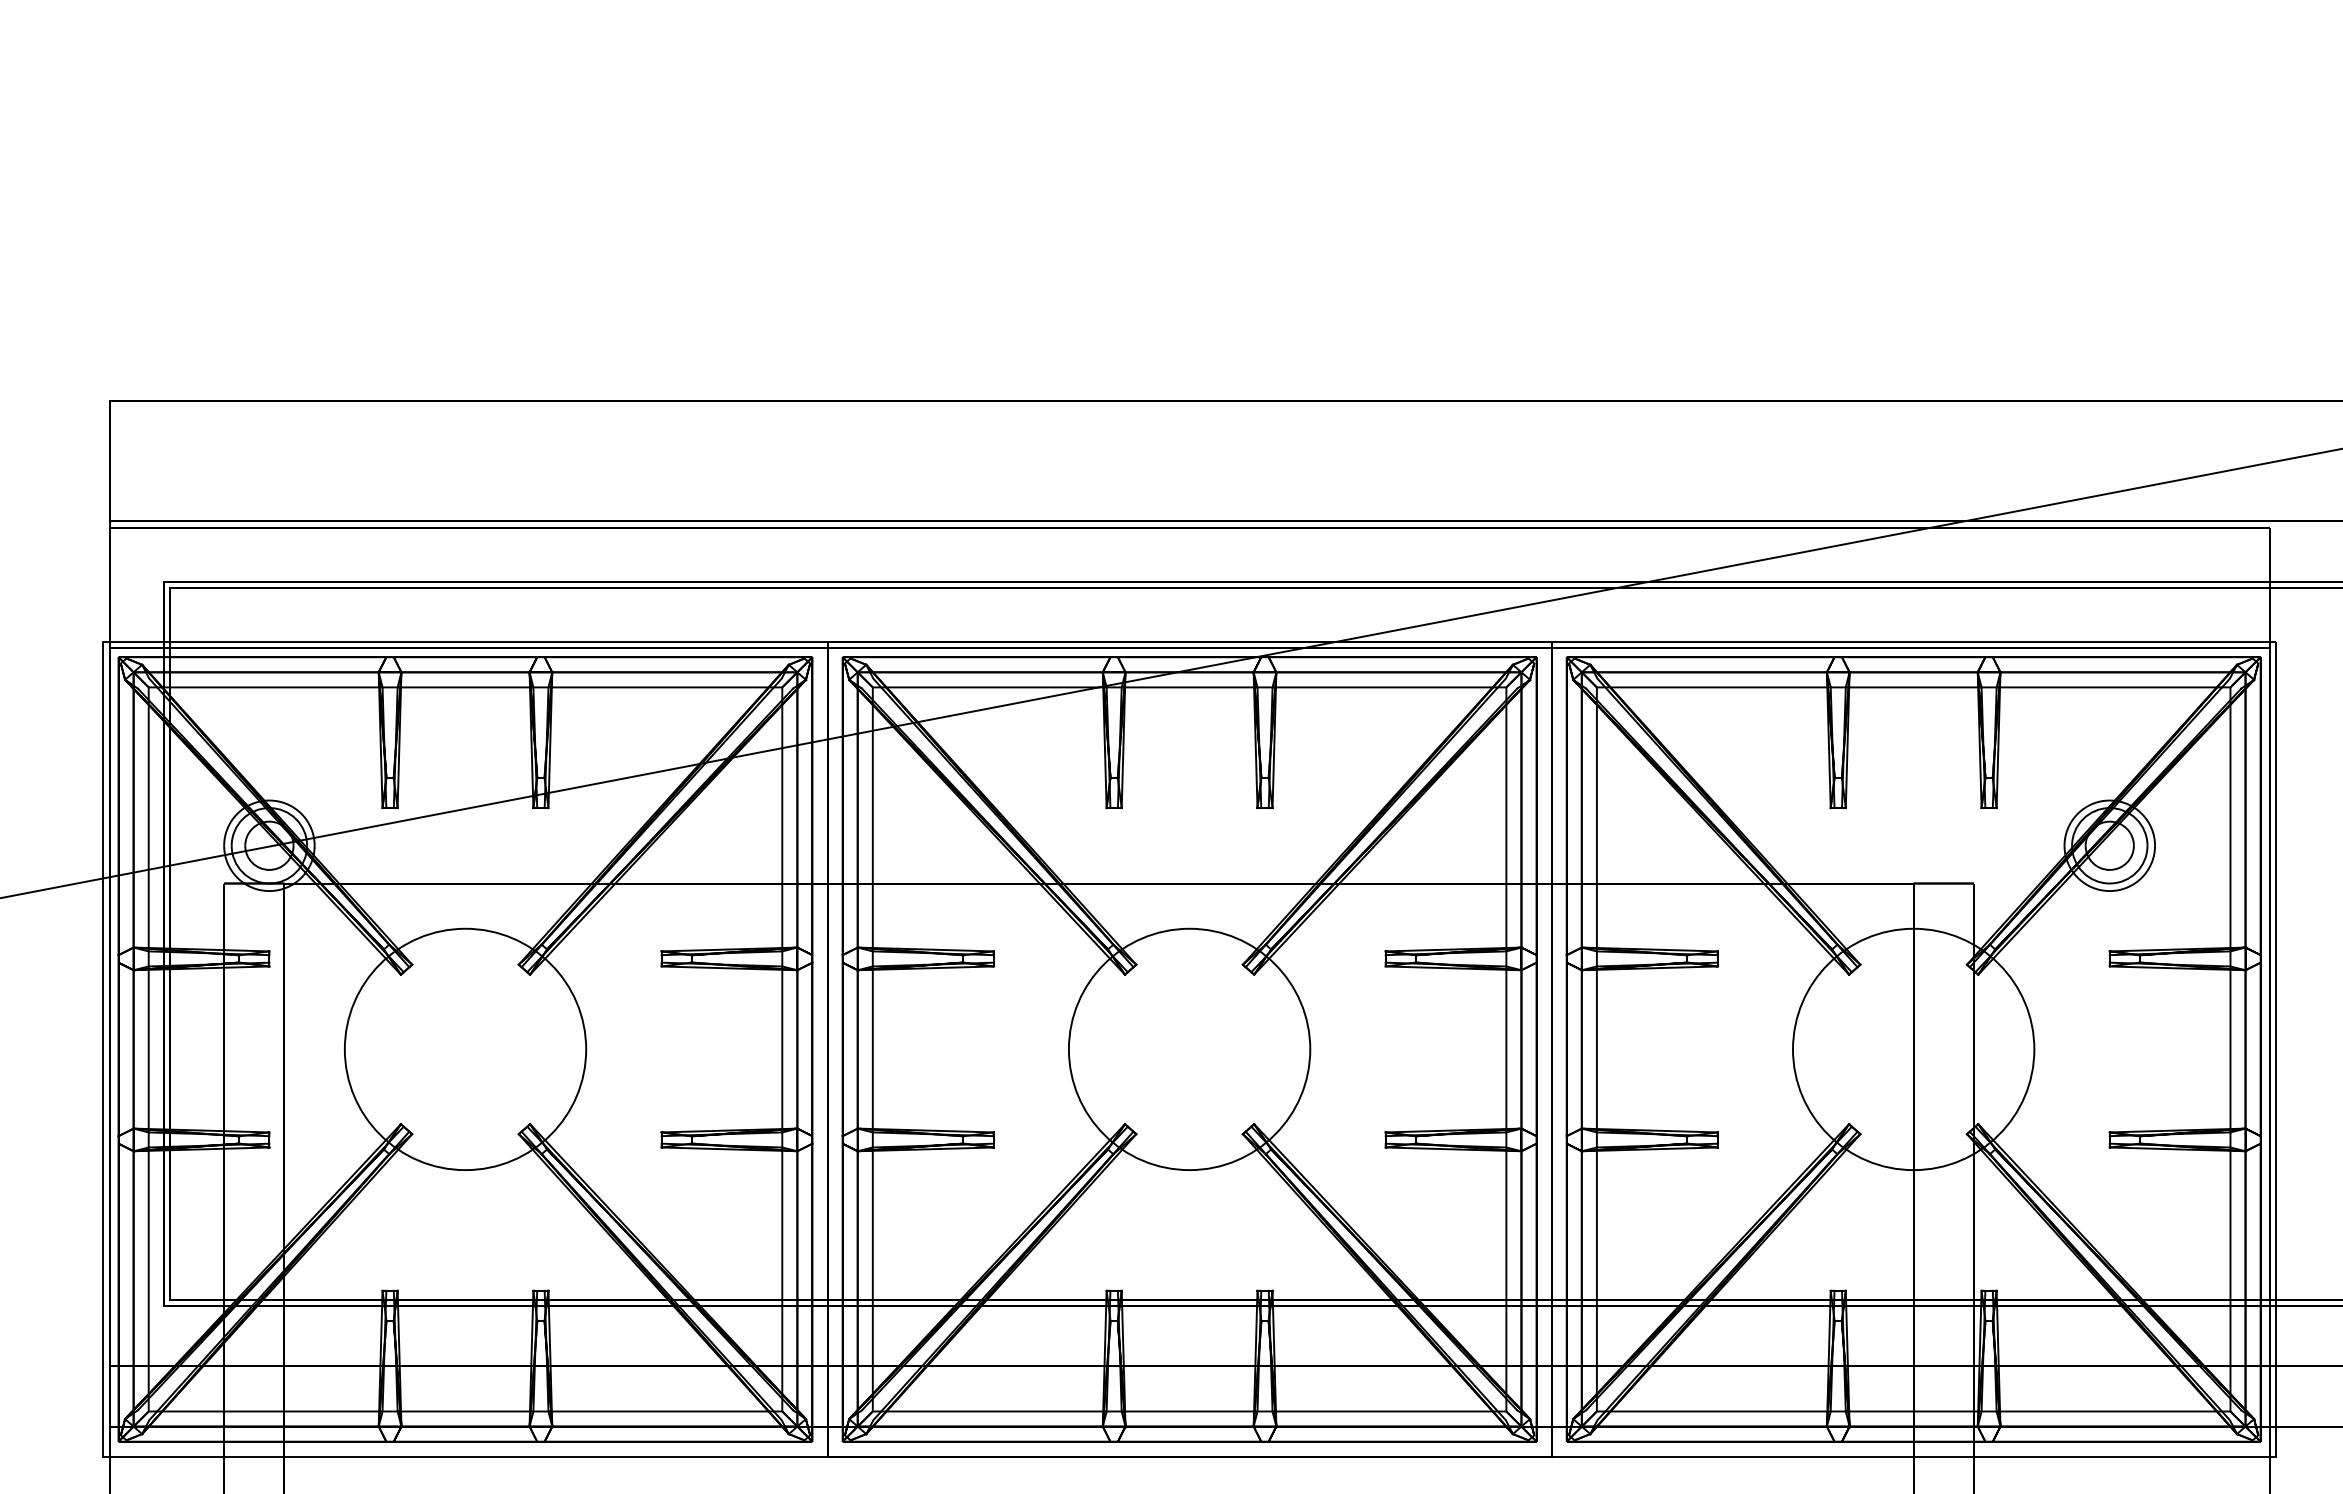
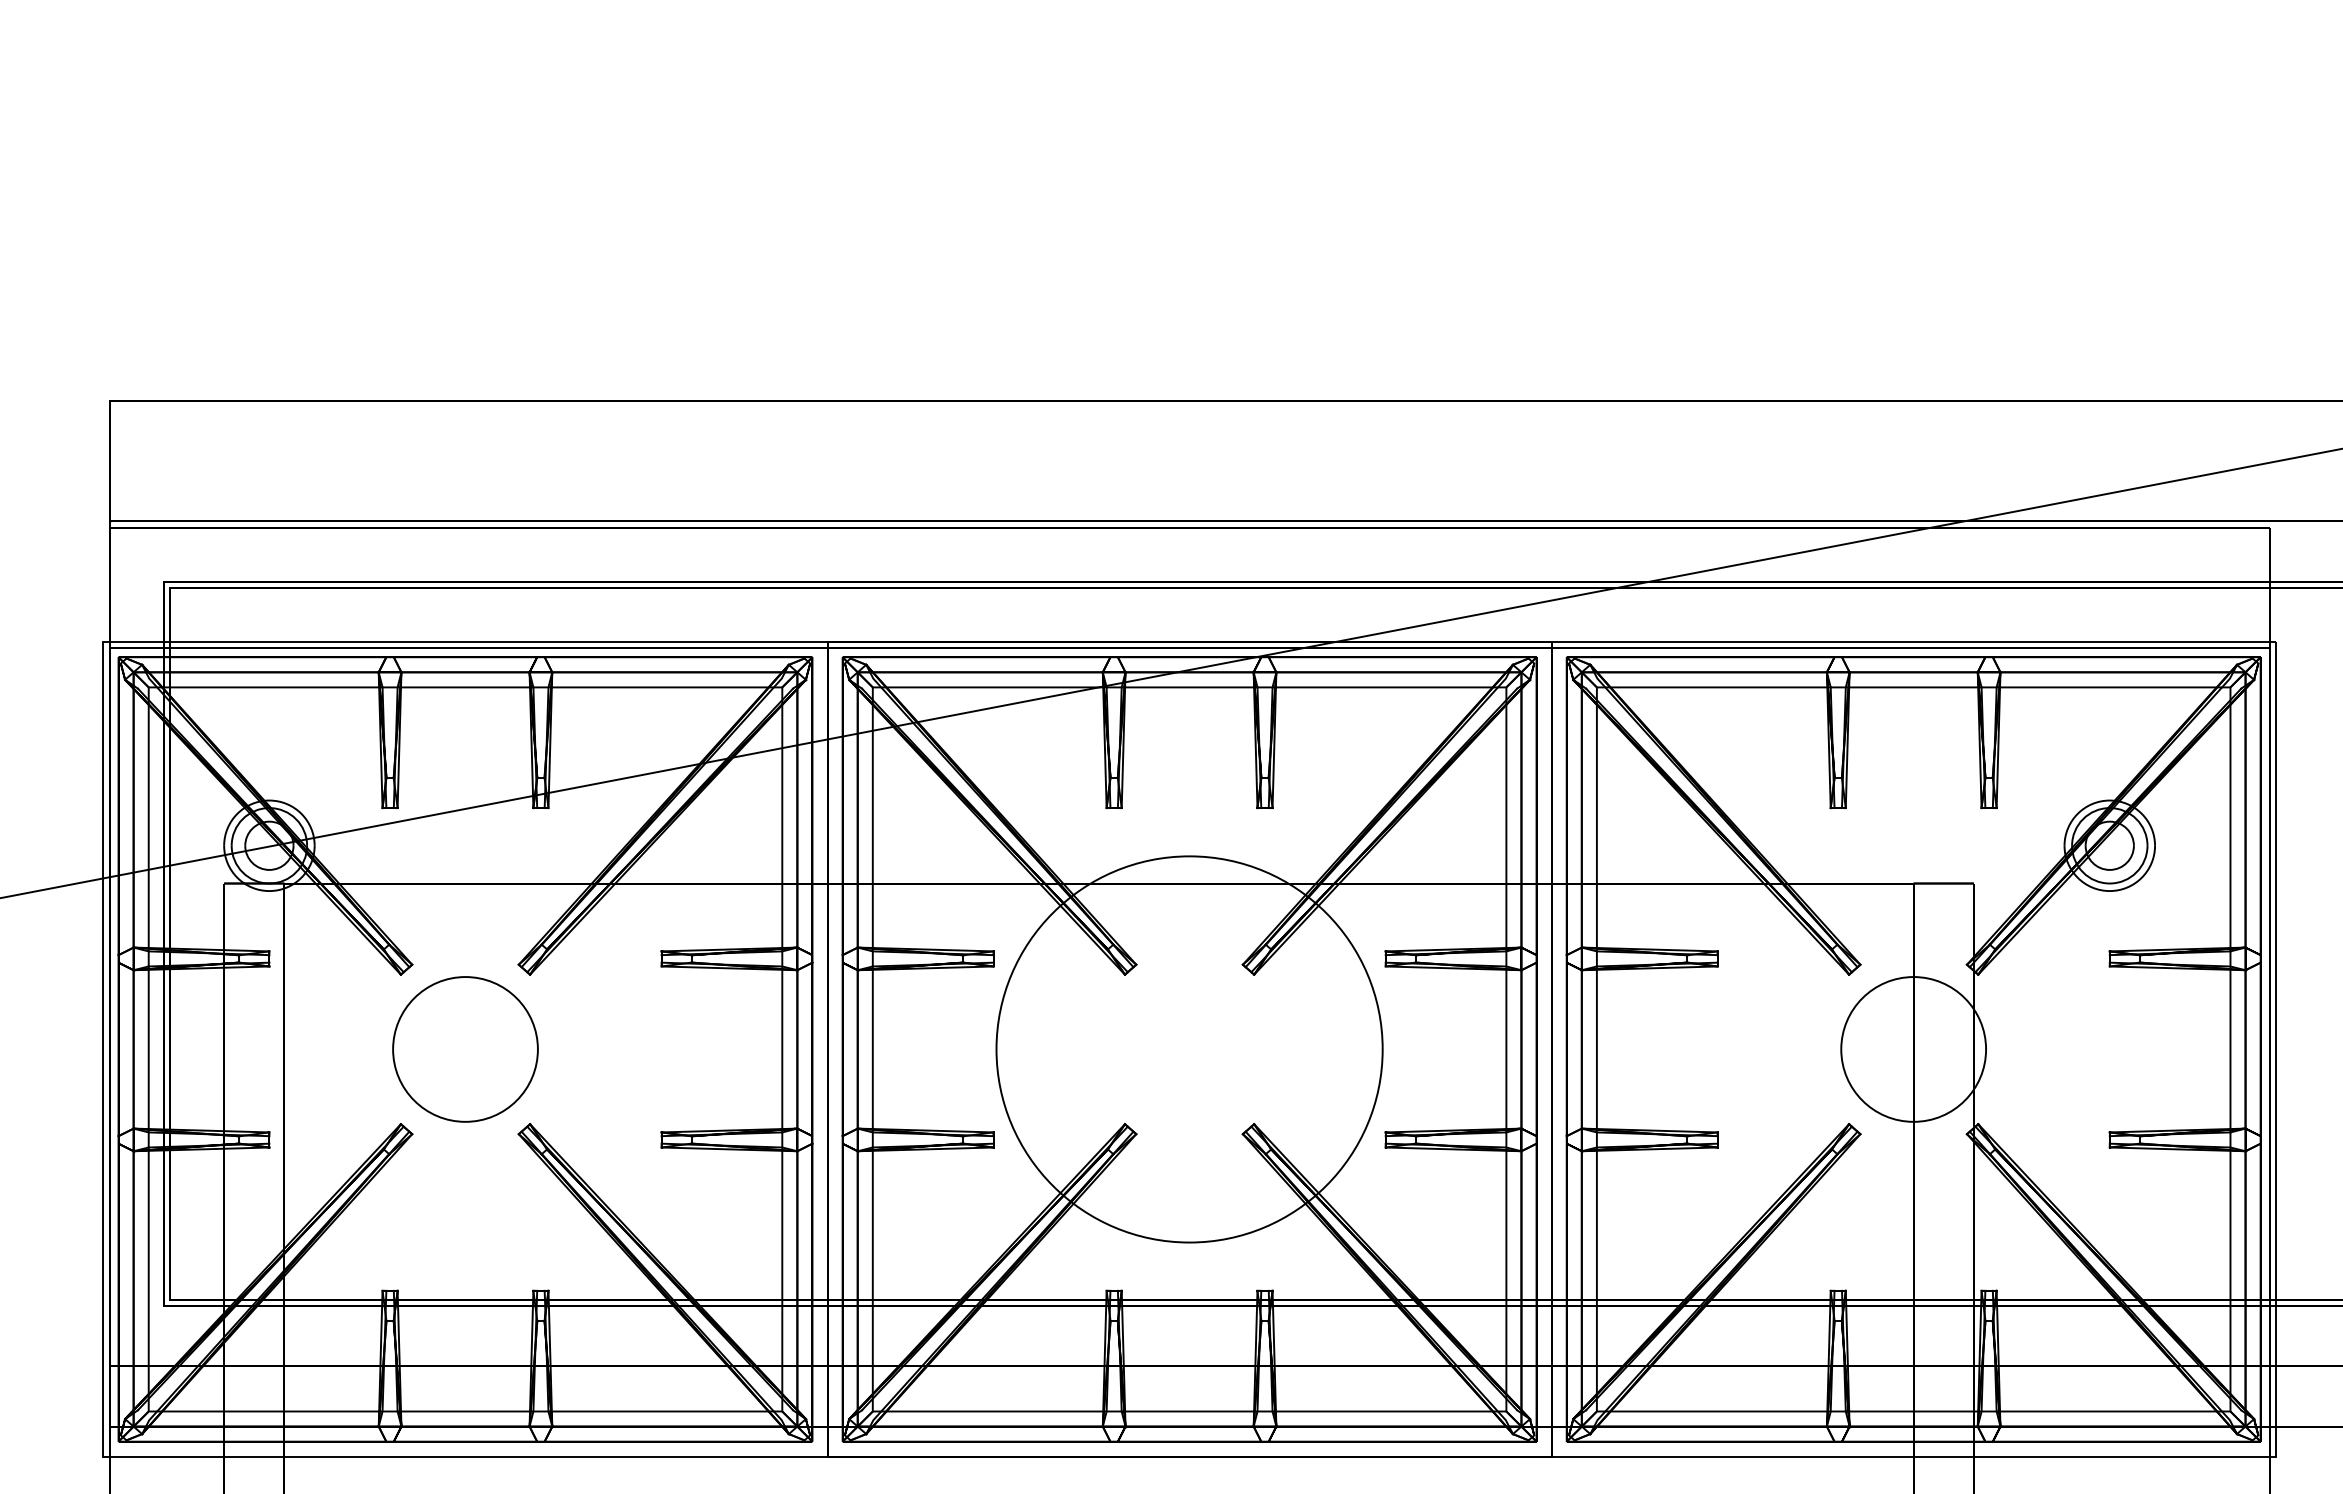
circle diameter: 241 px -> 145 px (465, 1049)
circle diameter: 241 px -> 386 px (1189, 1049)
circle diameter: 241 px -> 145 px (1913, 1049)
